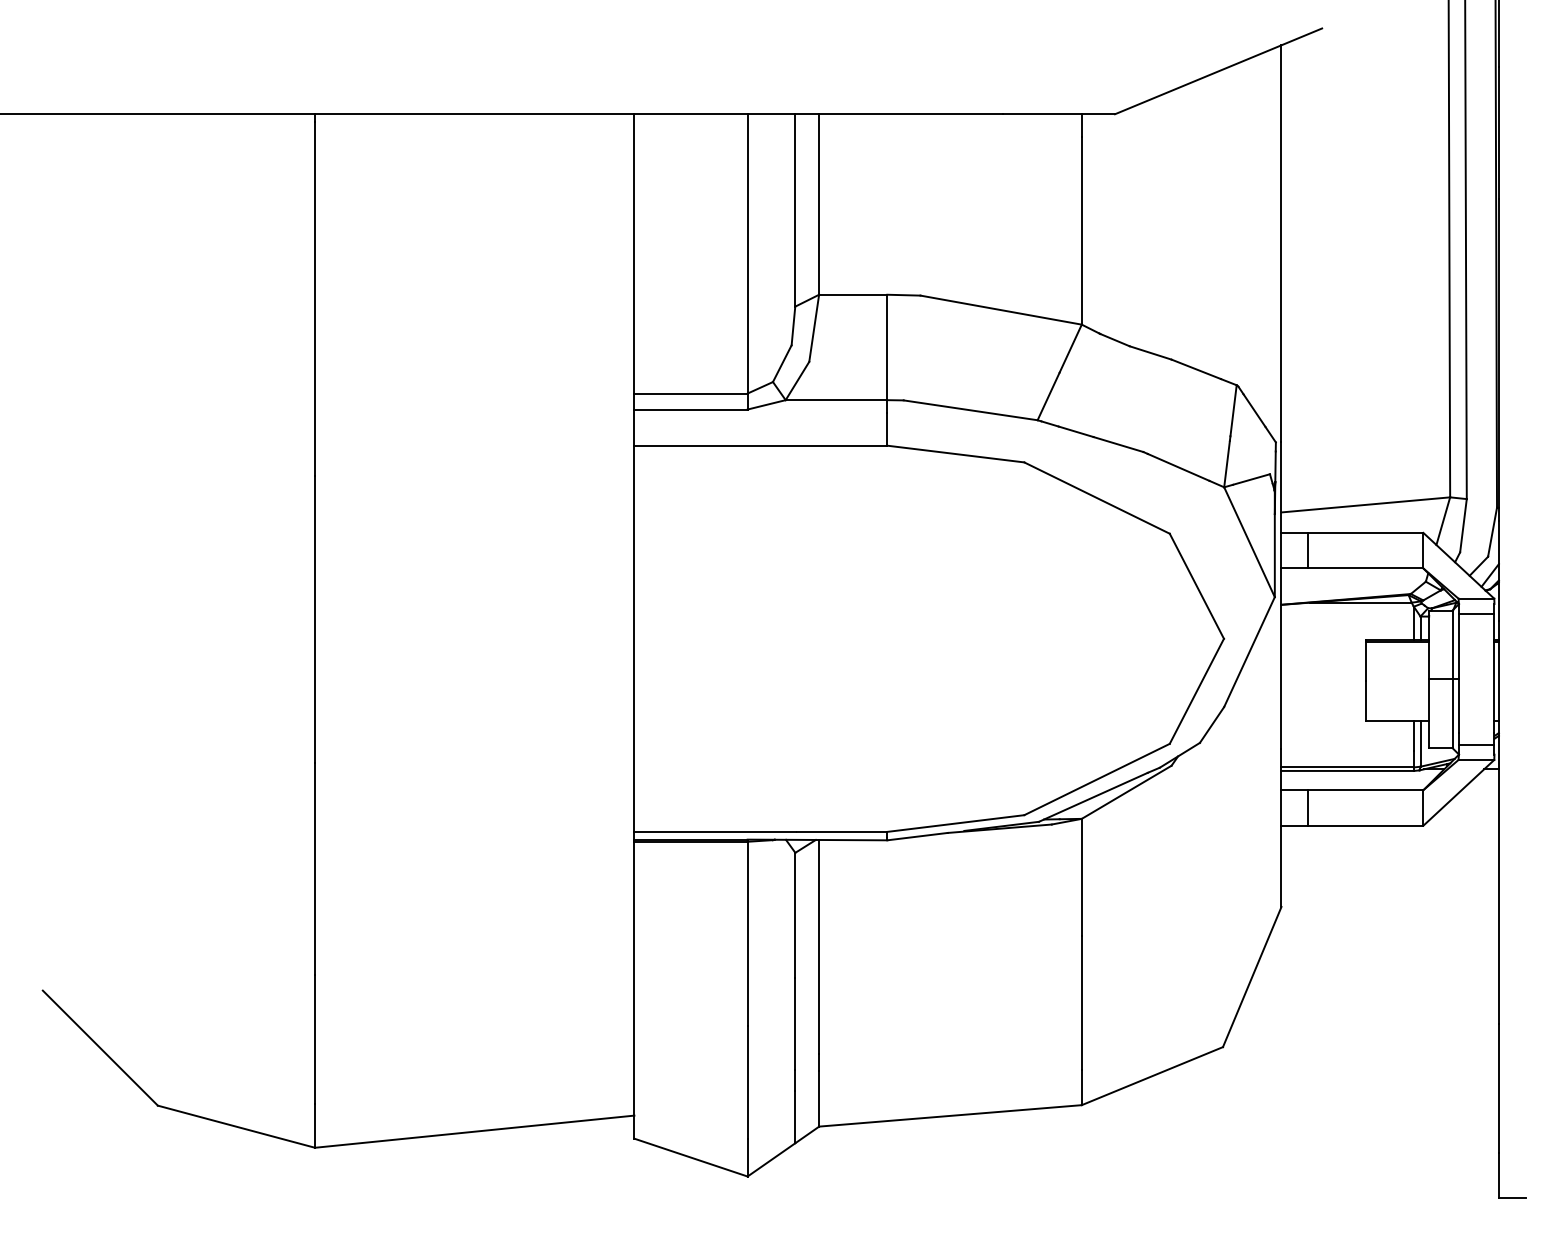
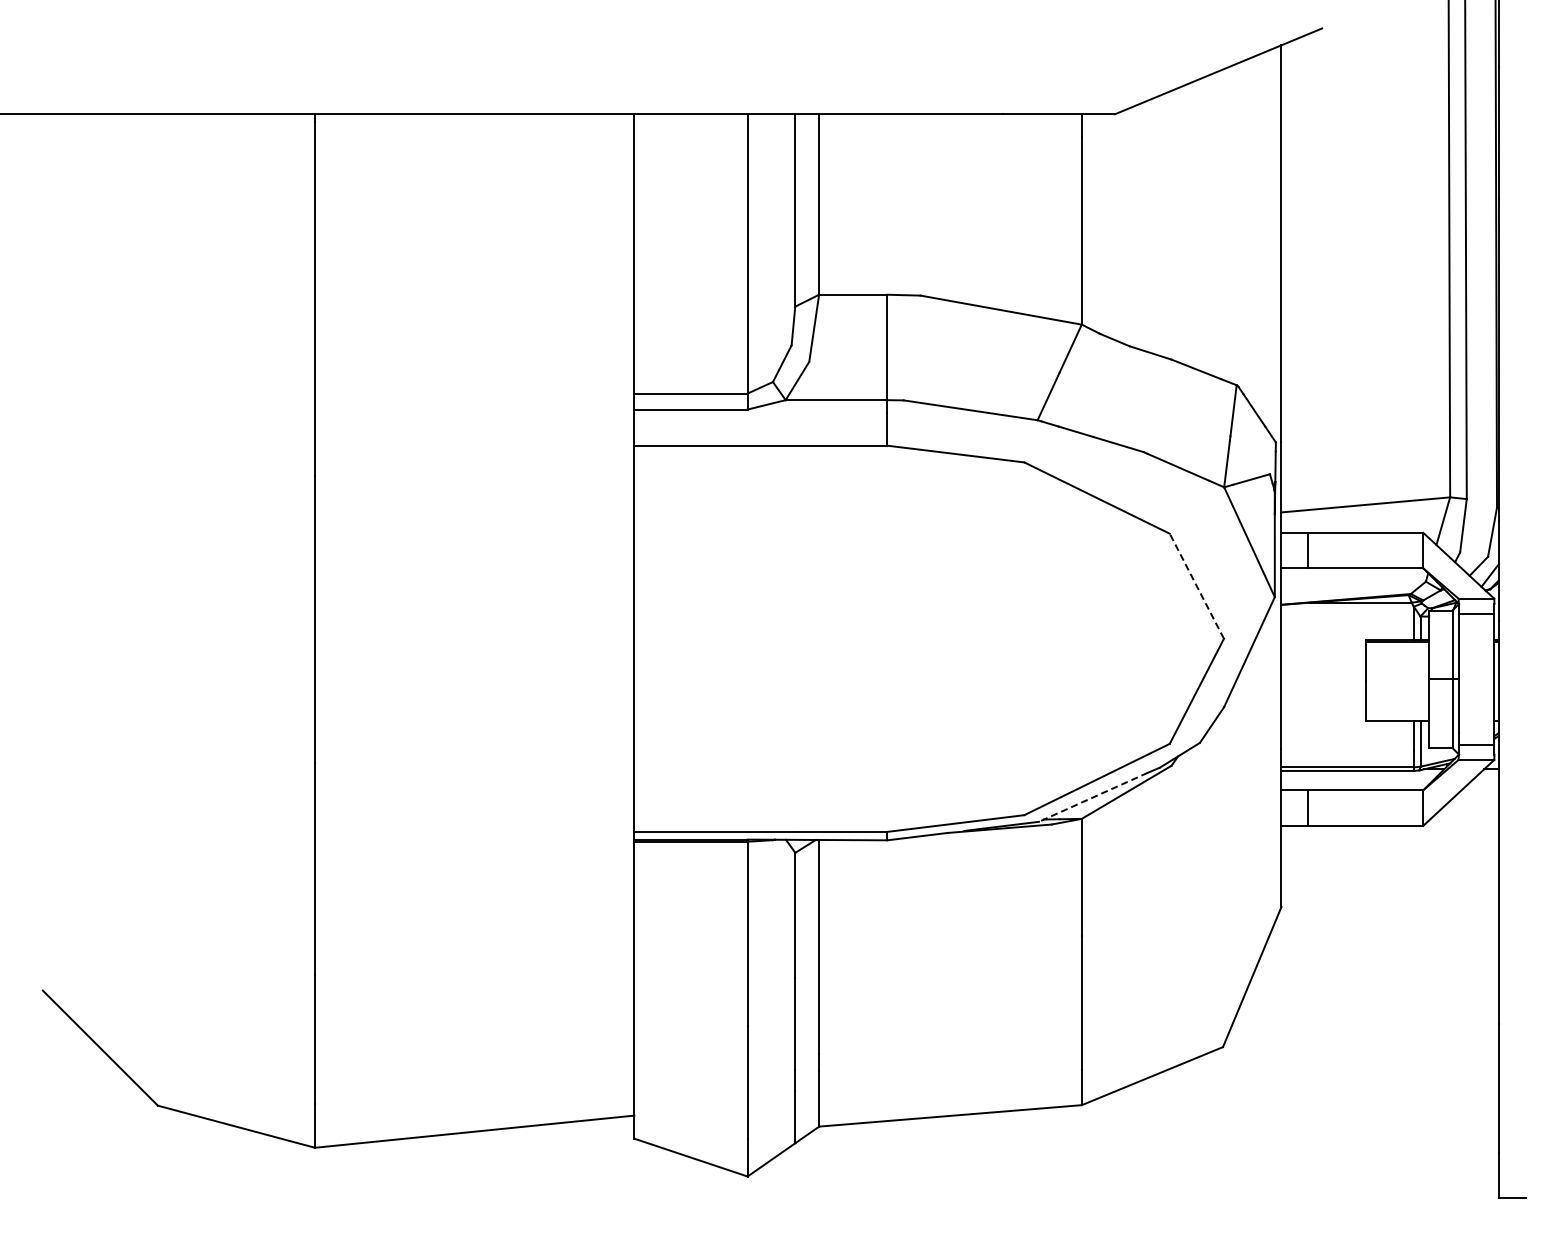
line: solid -> dashed (1196, 585)
line: solid -> dashed (1093, 797)
